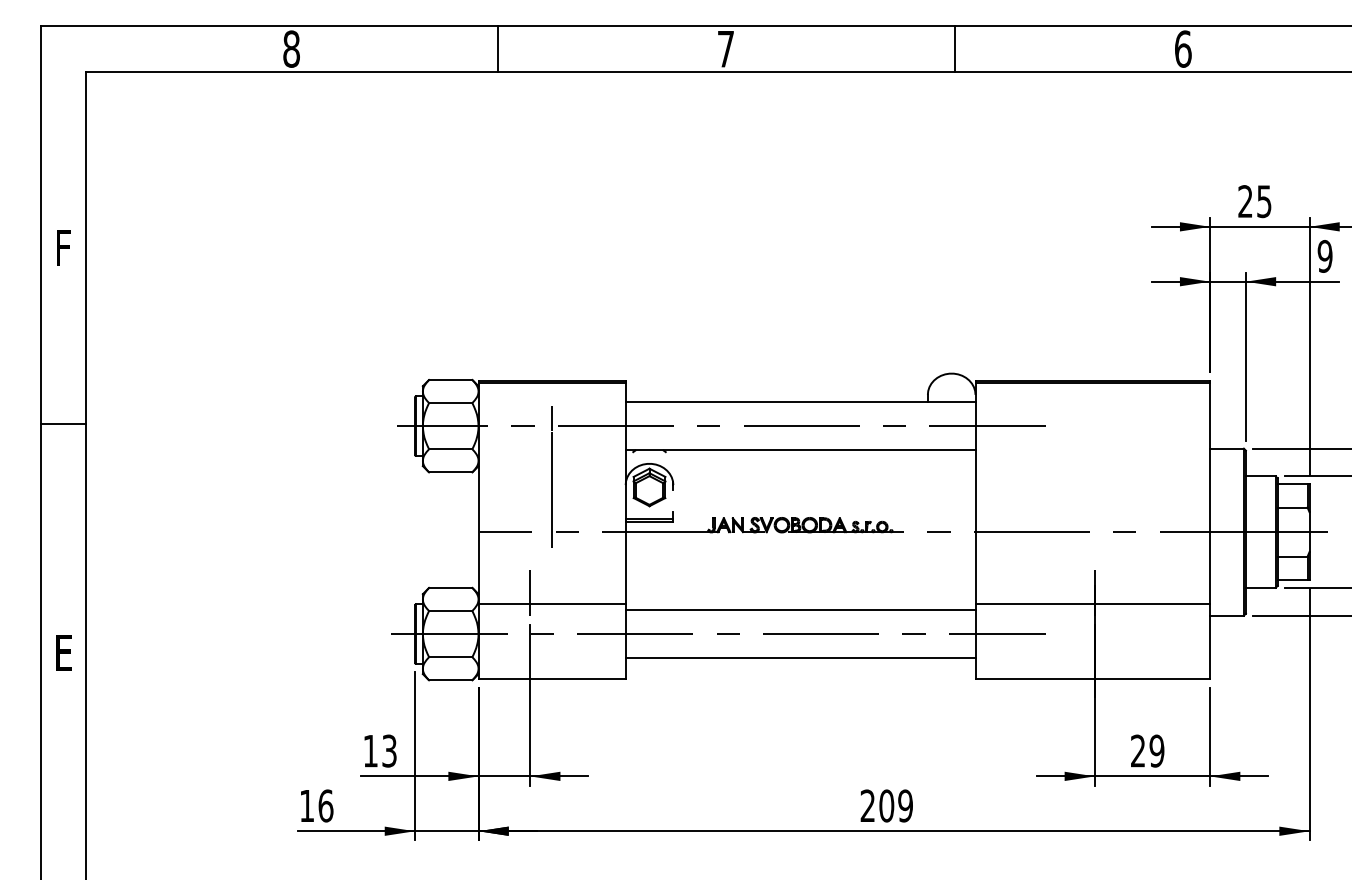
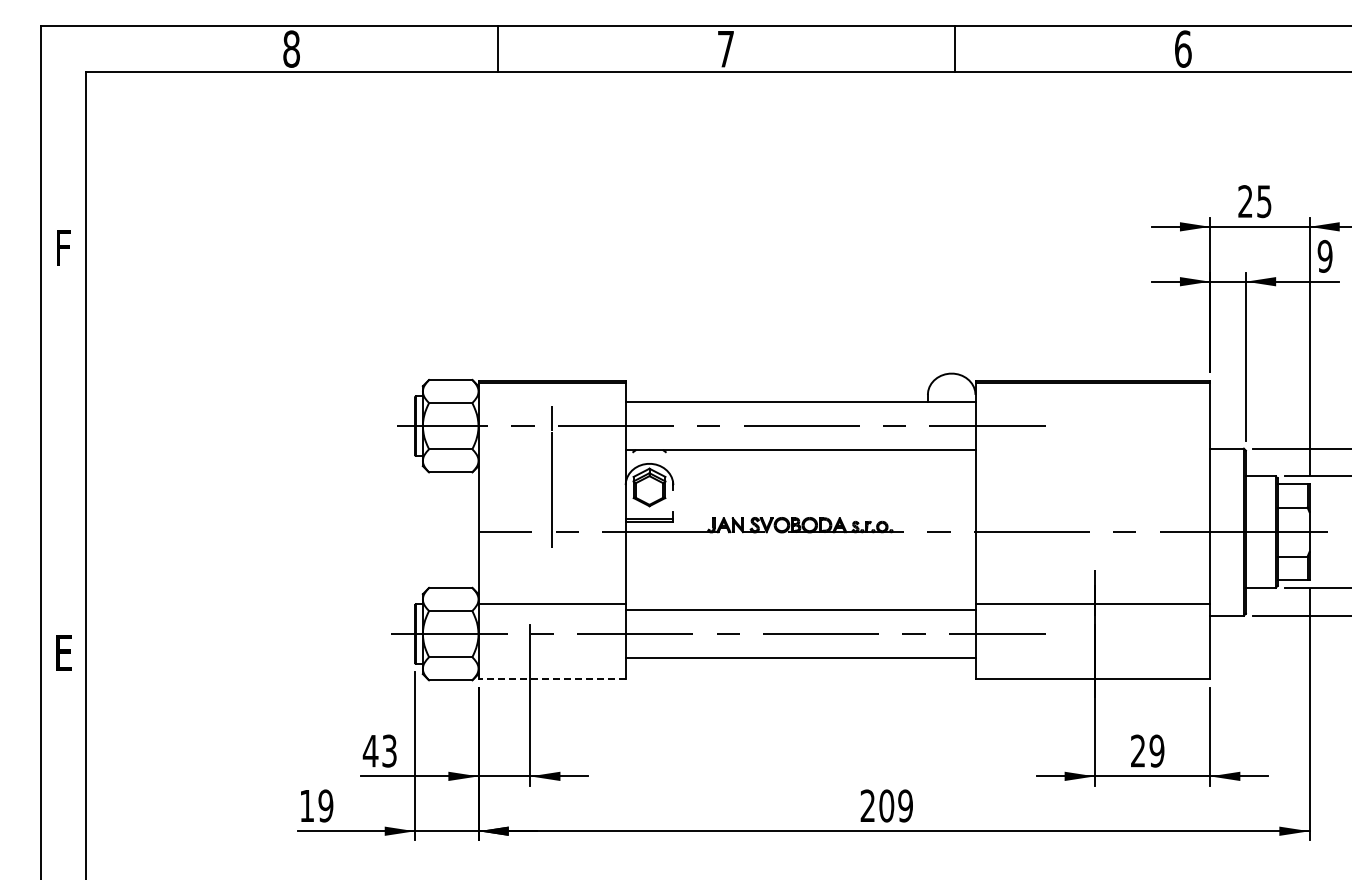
line: present -> none (63, 424)
line: present -> none (530, 592)
line: solid -> dashed (552, 679)
text: 13 -> 43 (370, 751)
text: 16 -> 19 (325, 805)
